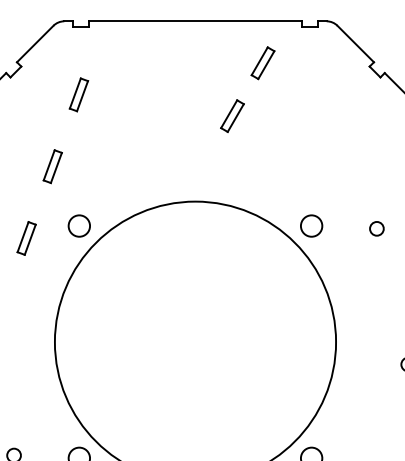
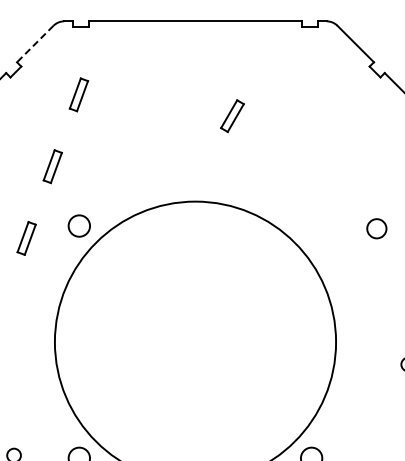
line: solid -> dashed (35, 44)
part: present -> none (262, 63)
circle: present -> none (311, 225)
circle size: 16x16 px -> 22x22 px (376, 228)
